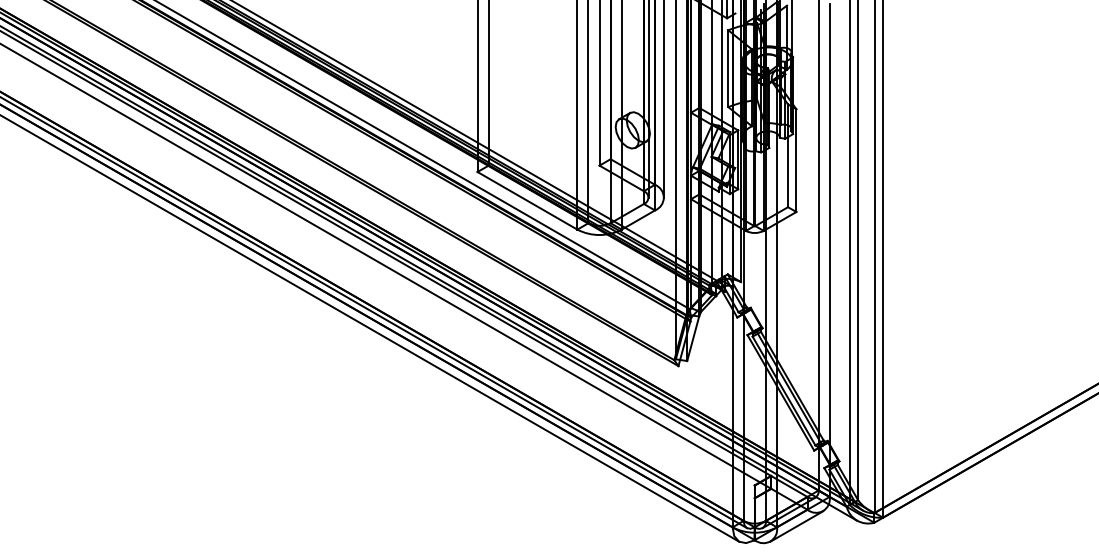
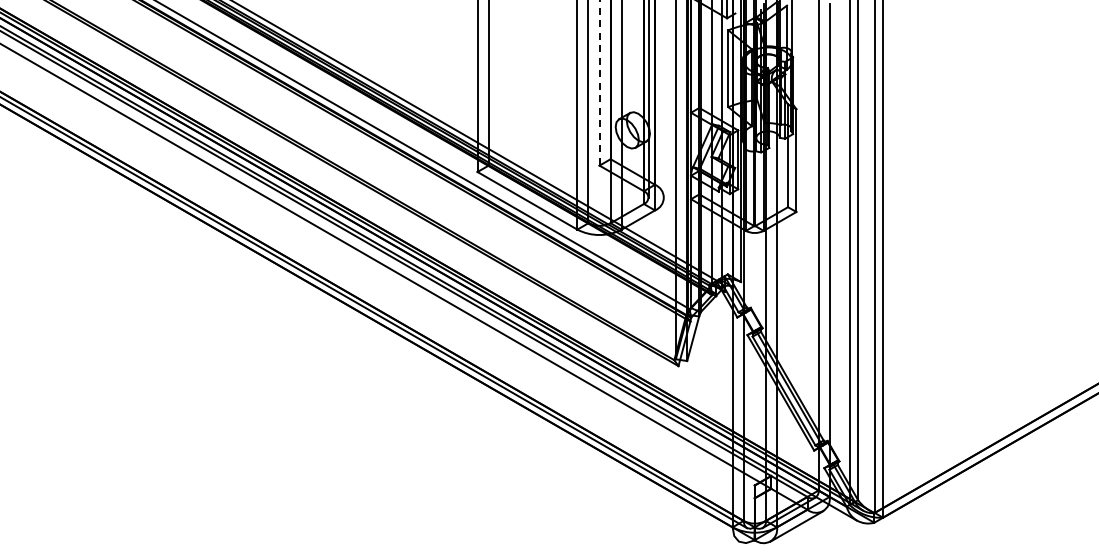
line: solid -> dashed (599, 83)
line: present -> none (664, 99)
line: present -> none (370, 328)
